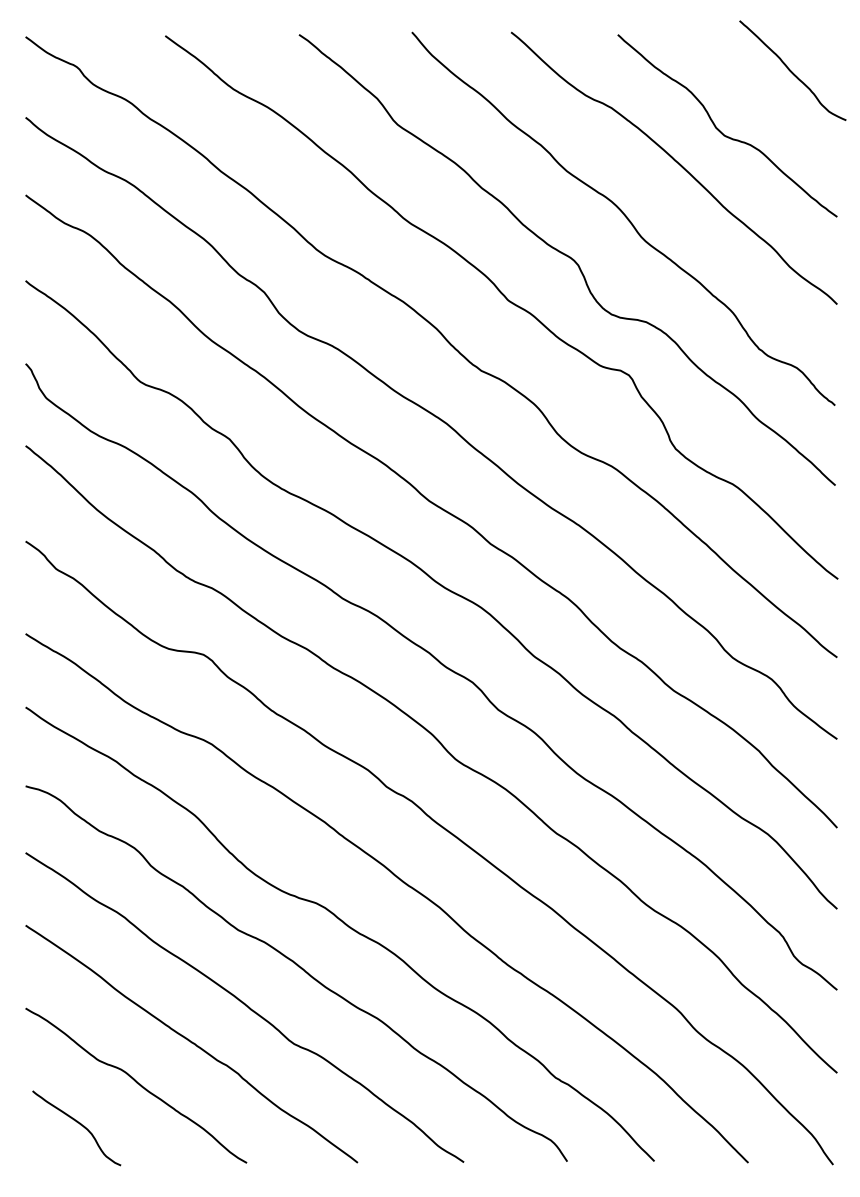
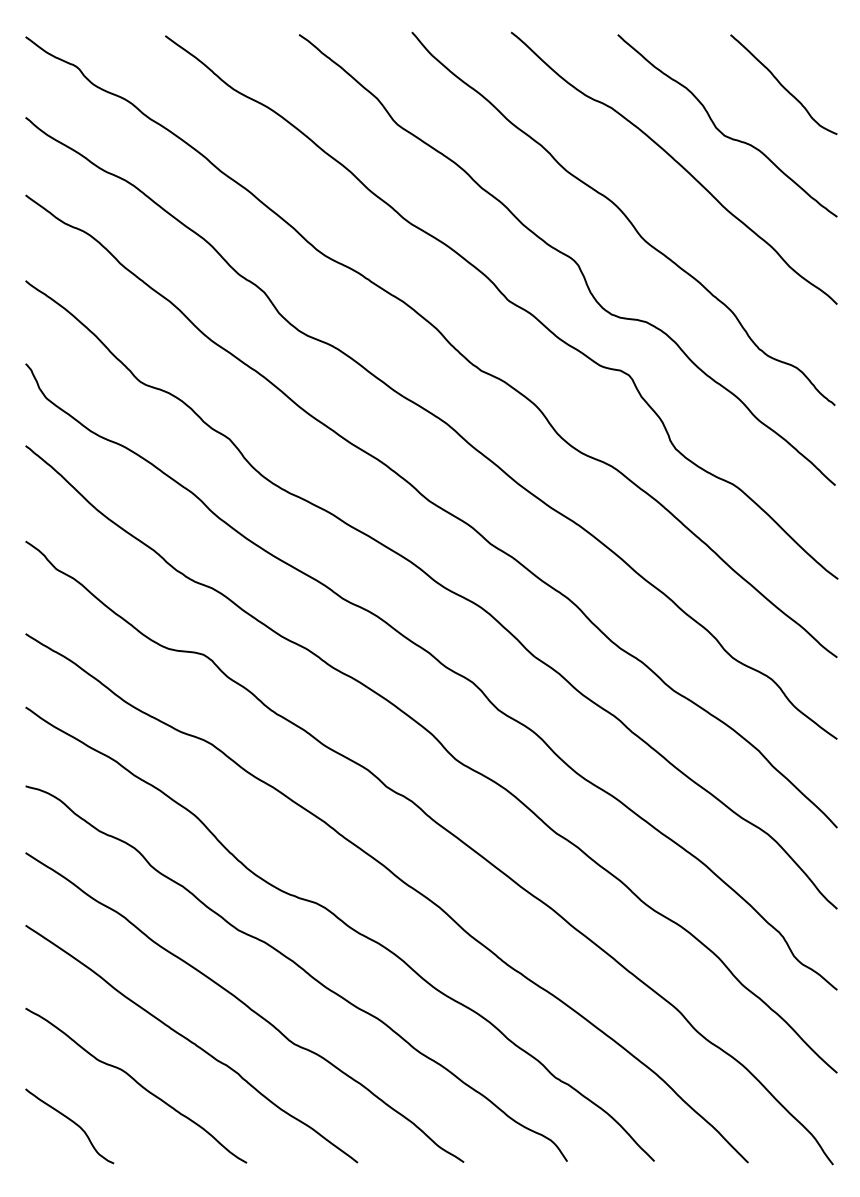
curve position: (791, 70) -> (782, 84) (782, 84)
curve position: (79, 1124) -> (72, 1122) (72, 1122)
